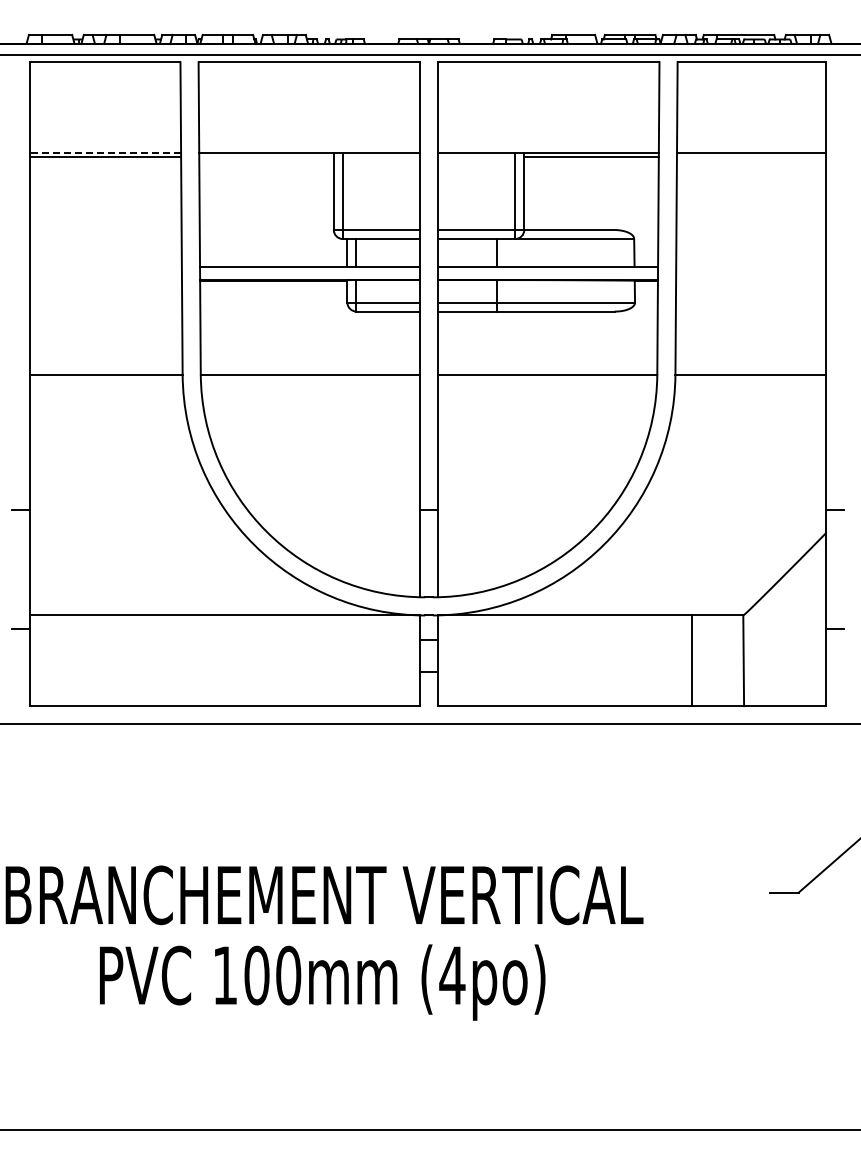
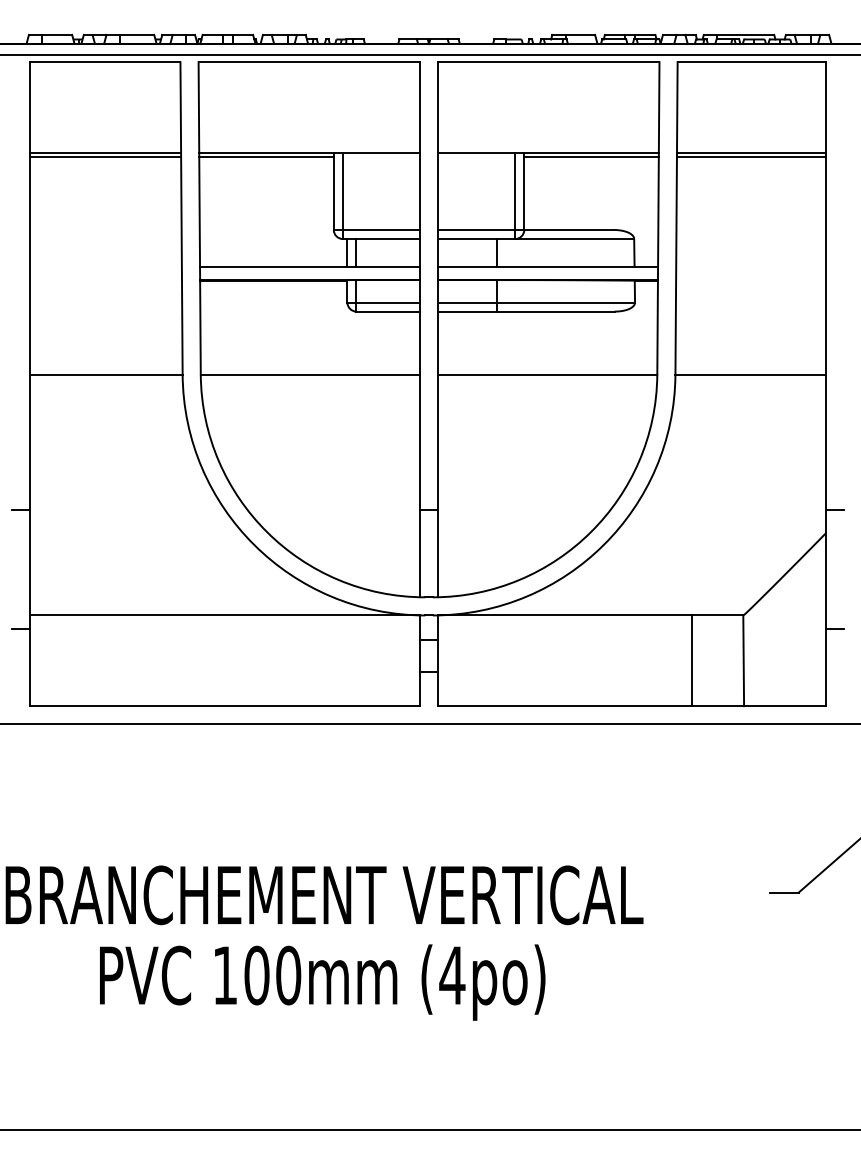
line: dashed -> solid (105, 152)
line: none -> present (266, 157)
line: none -> present (750, 157)
